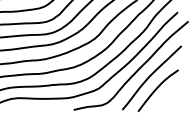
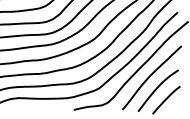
line: none -> present (166, 99)
